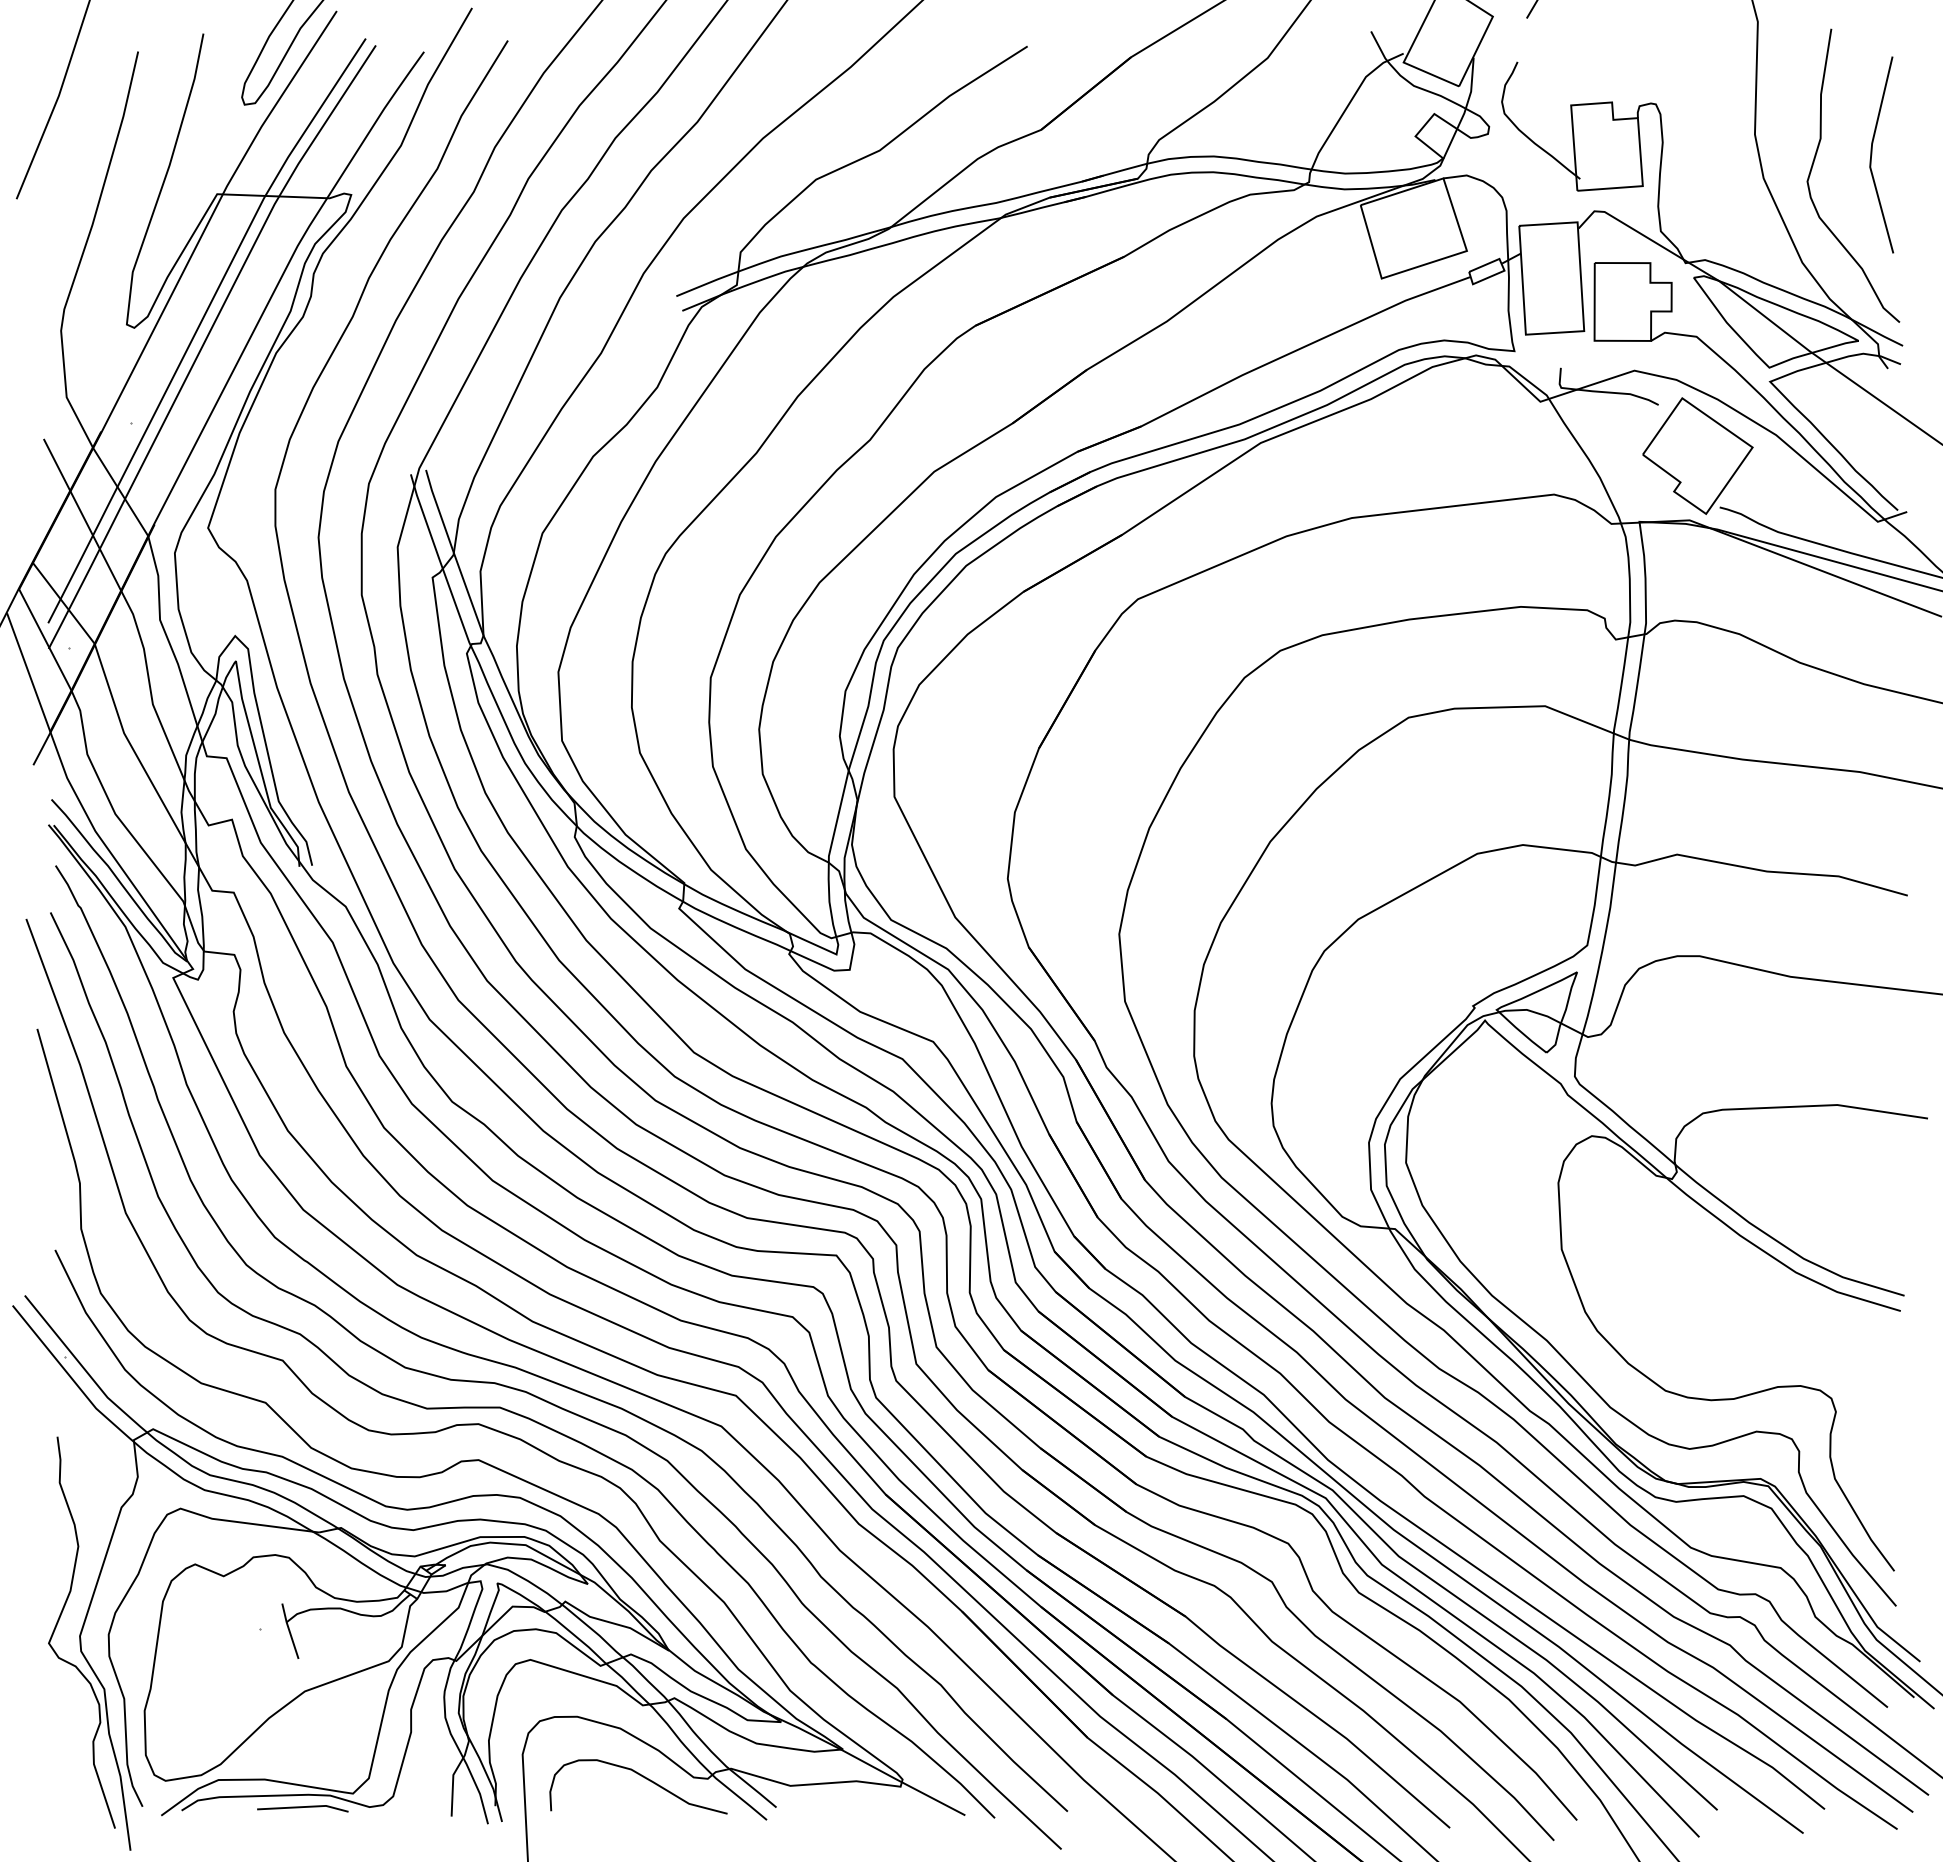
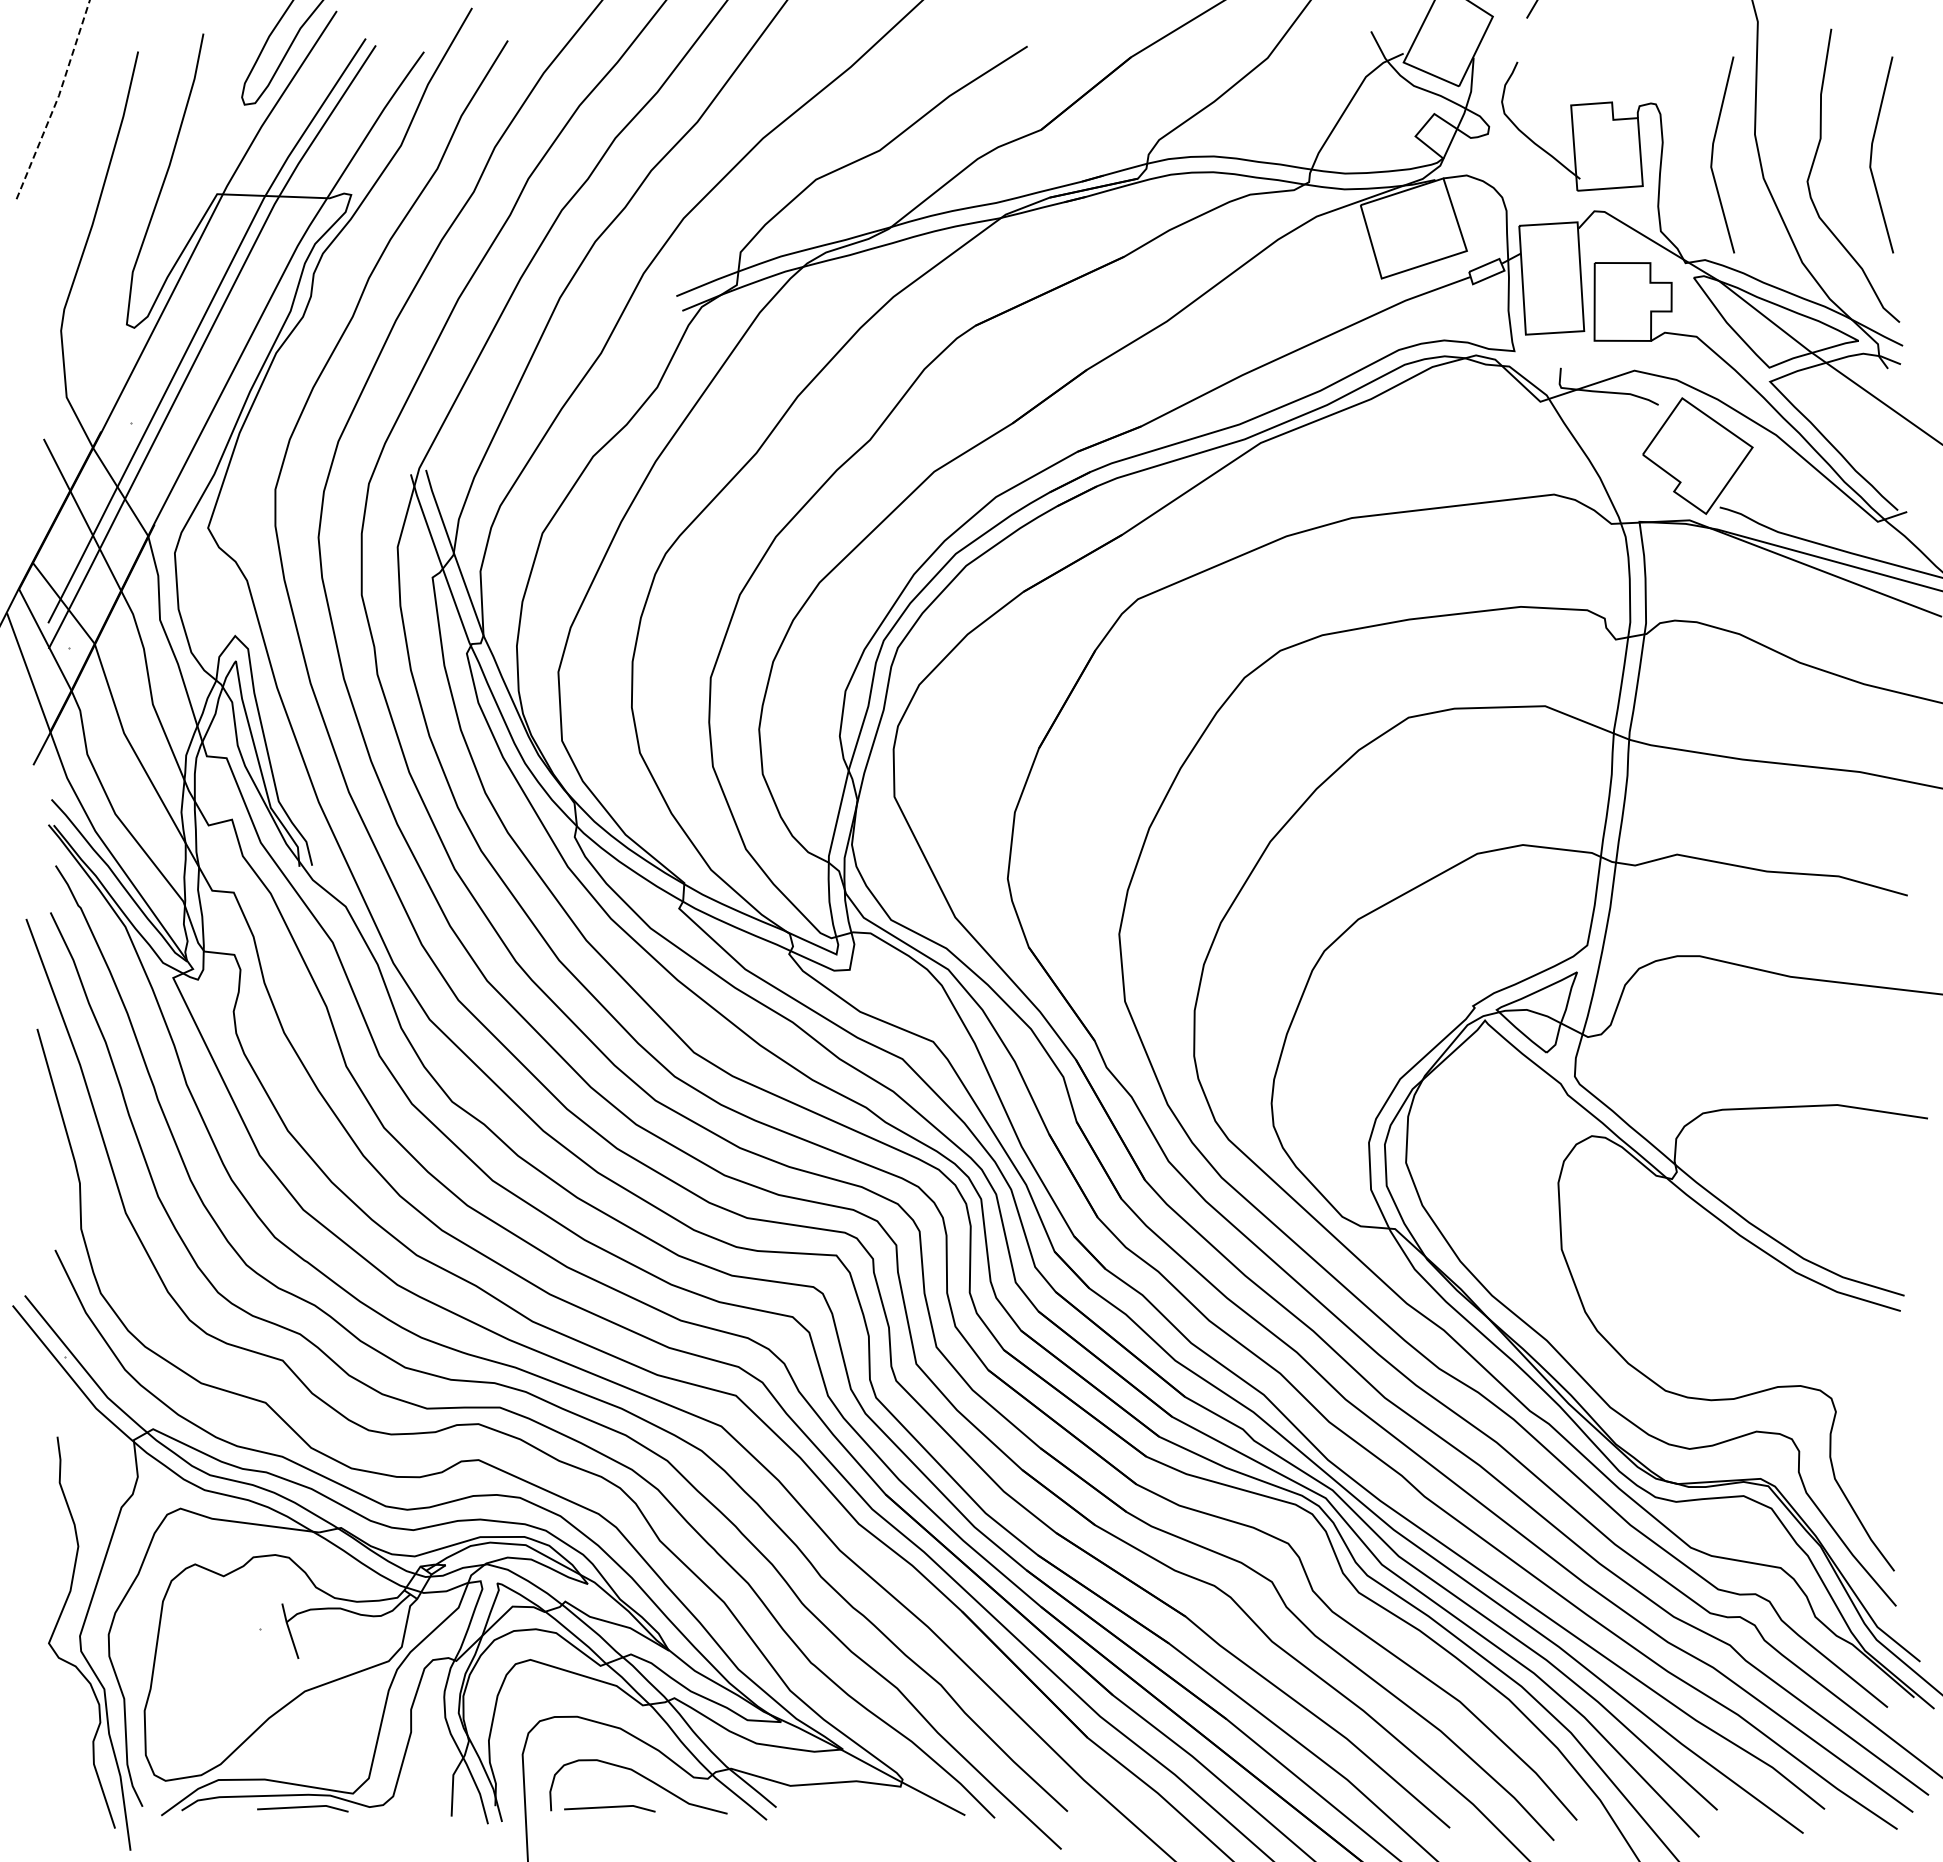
line: solid -> dashed (57, 100)
line: none -> present (1713, 154)
line: none -> present (609, 1807)
